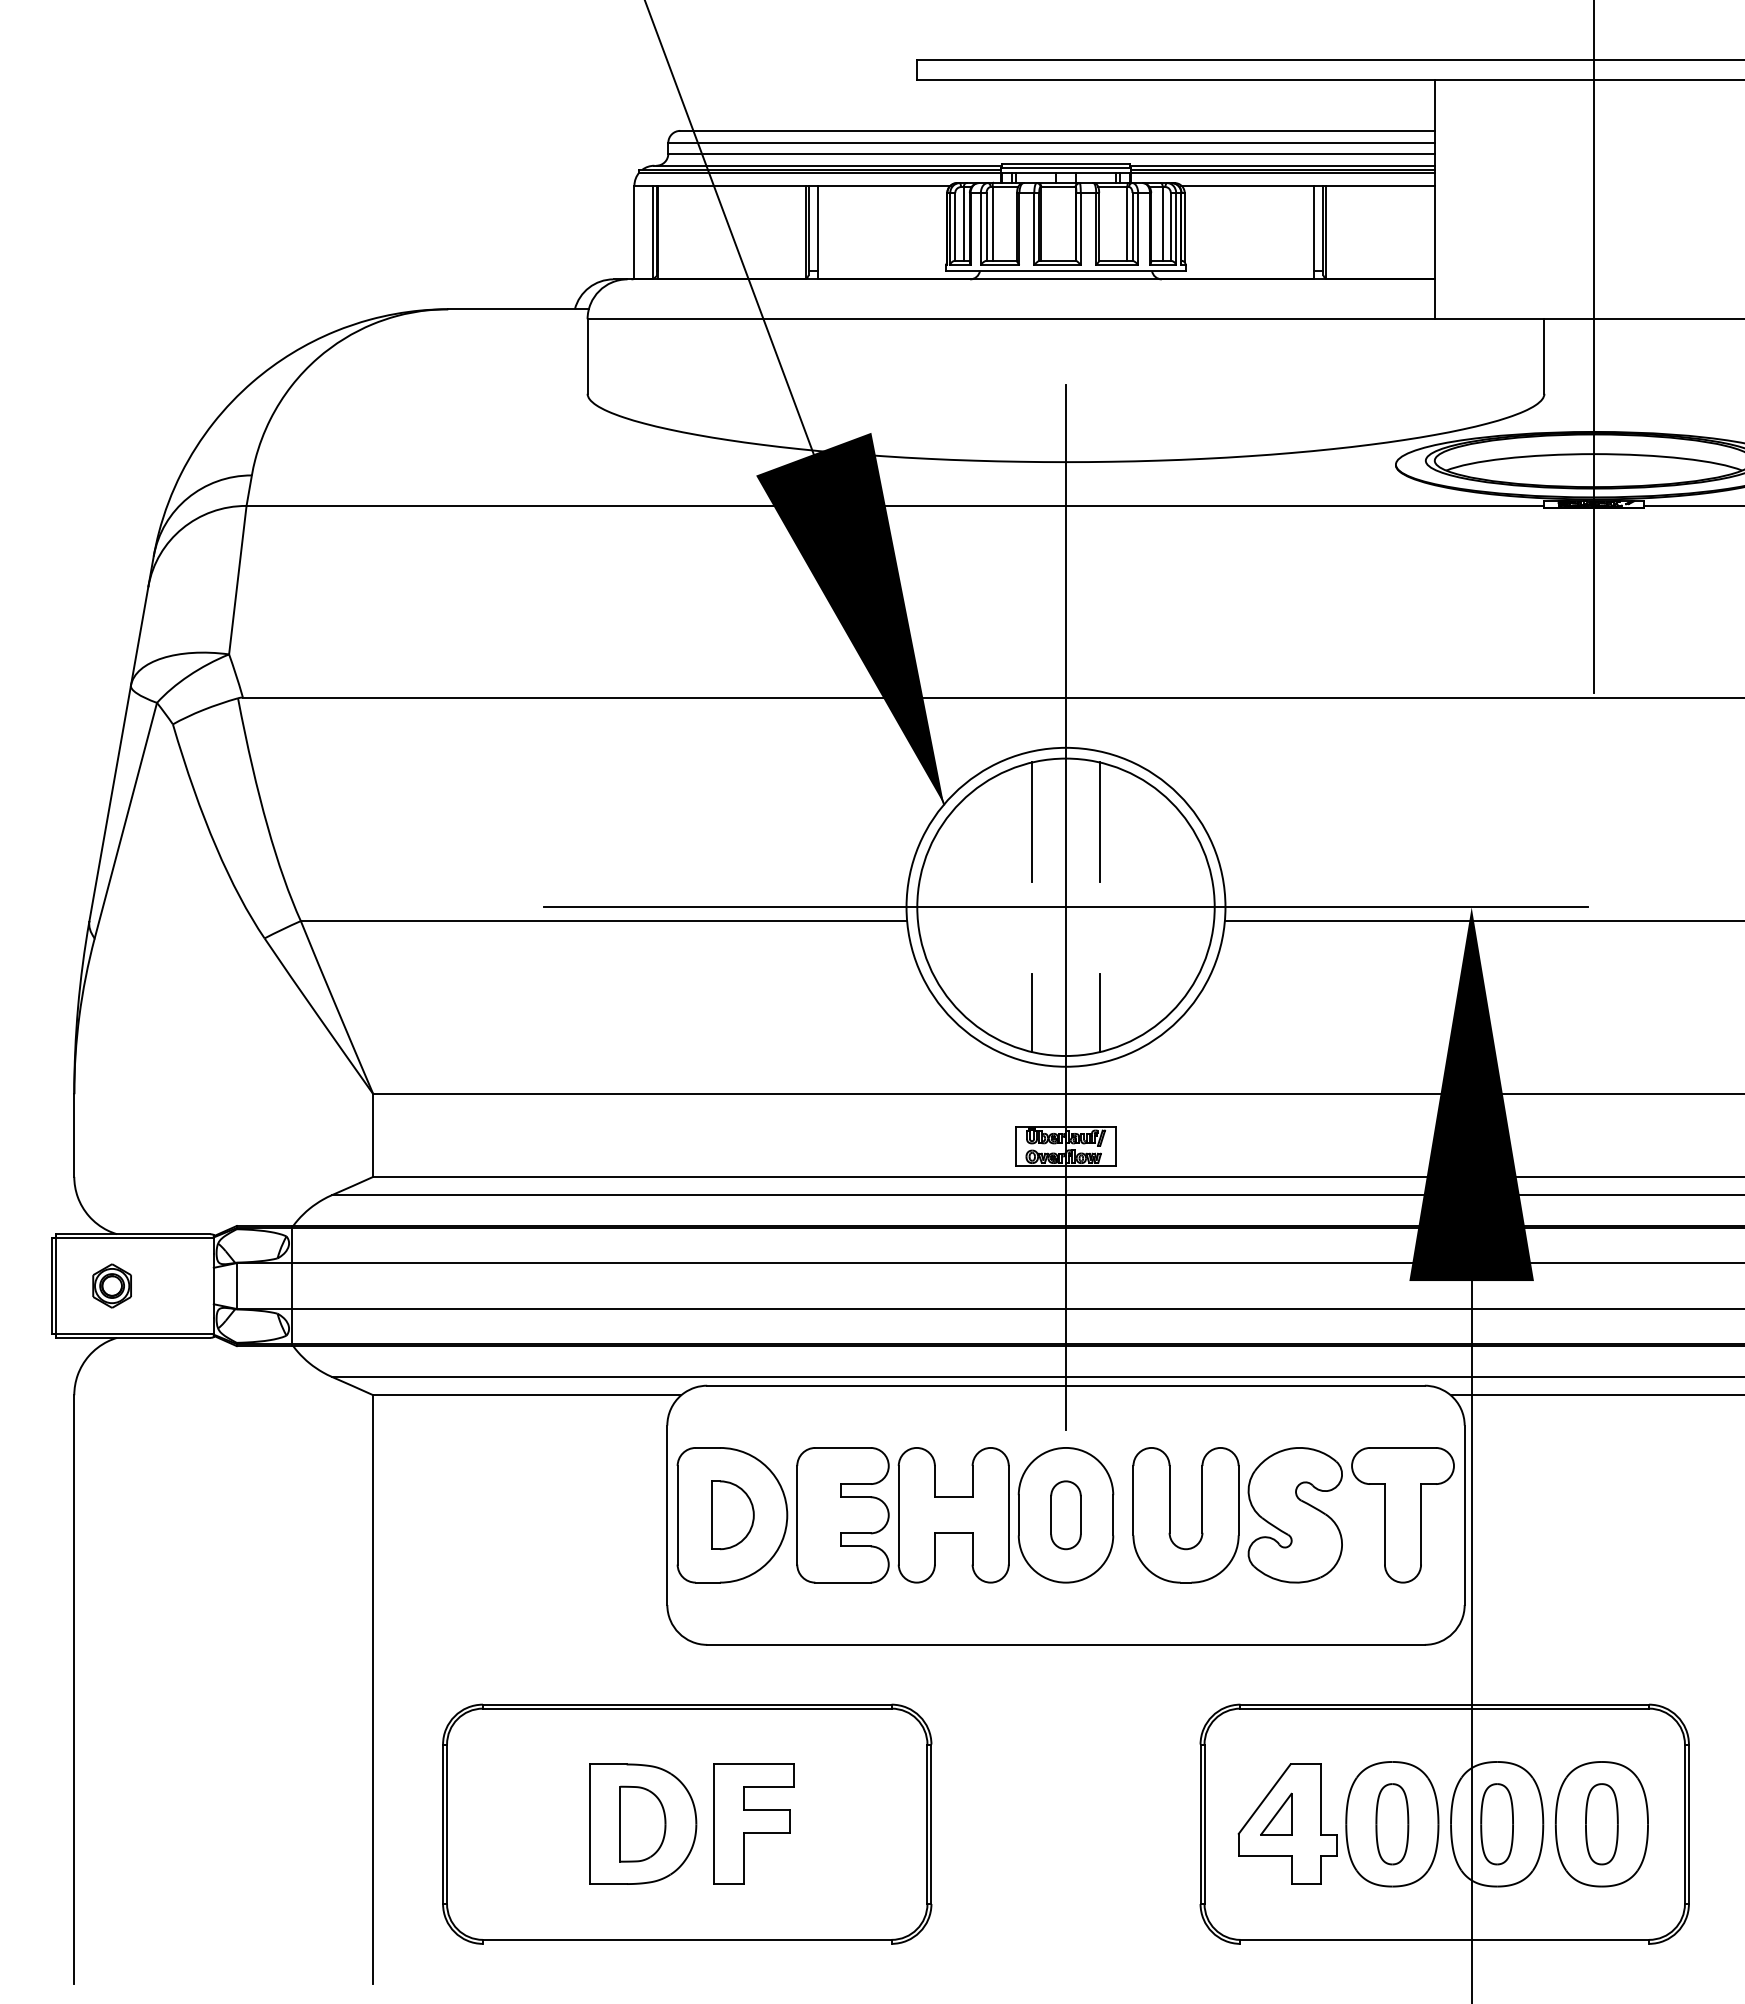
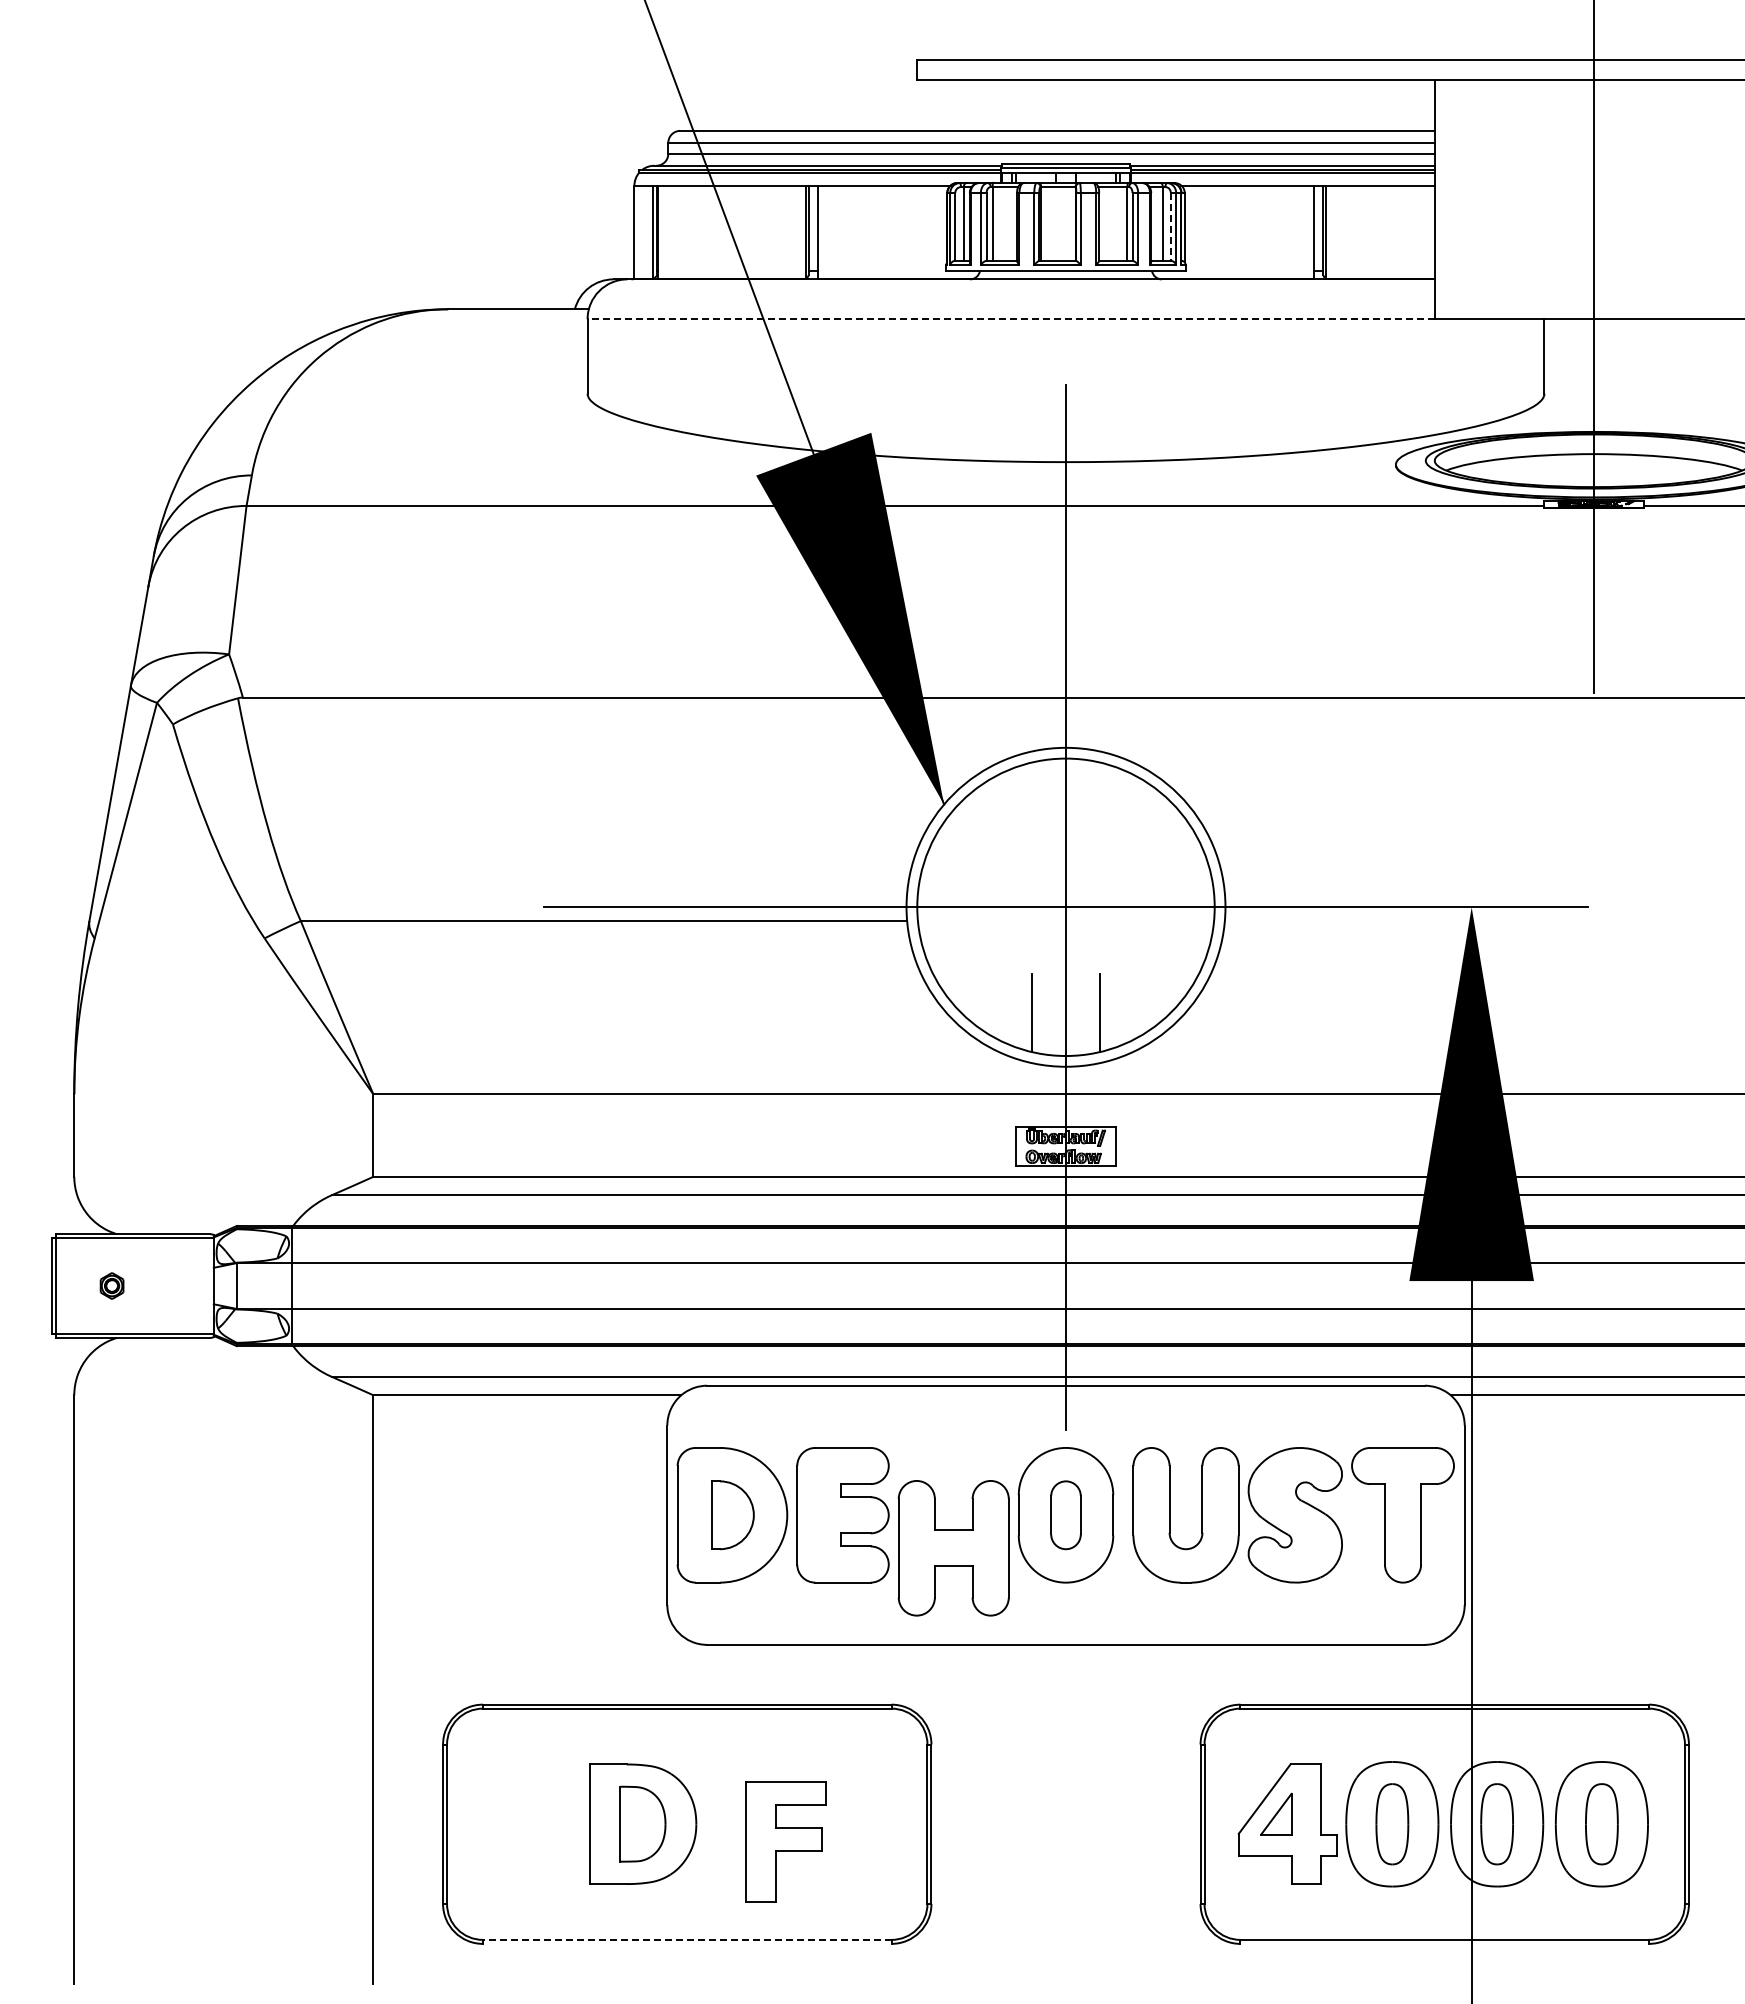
line: solid -> dashed (1170, 226)
line: solid -> dashed (1011, 319)
line: present -> none (1032, 822)
line: present -> none (1099, 822)
line: present -> none (1482, 921)
part size: 40x46 px -> 26x28 px (111, 1285)
part position: (953, 1515) -> (953, 1548) (953, 1548)
part position: (753, 1823) -> (785, 1841) (785, 1841)
line: solid -> dashed (686, 1939)
